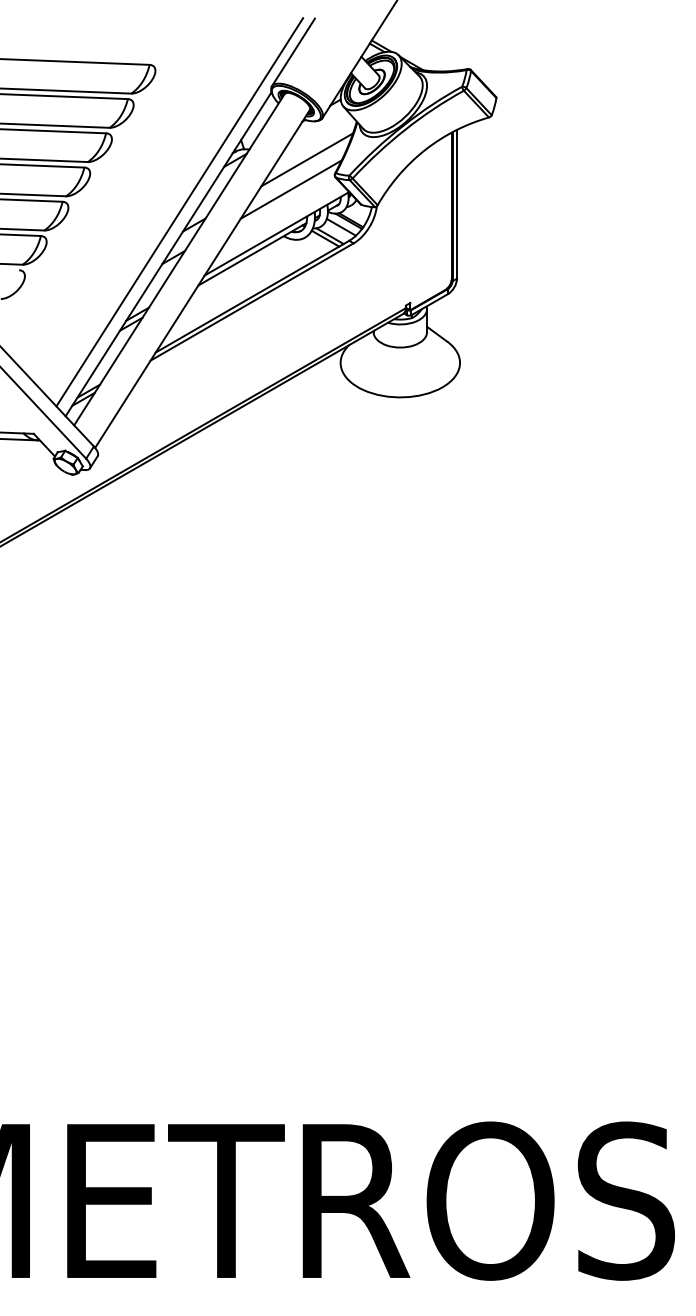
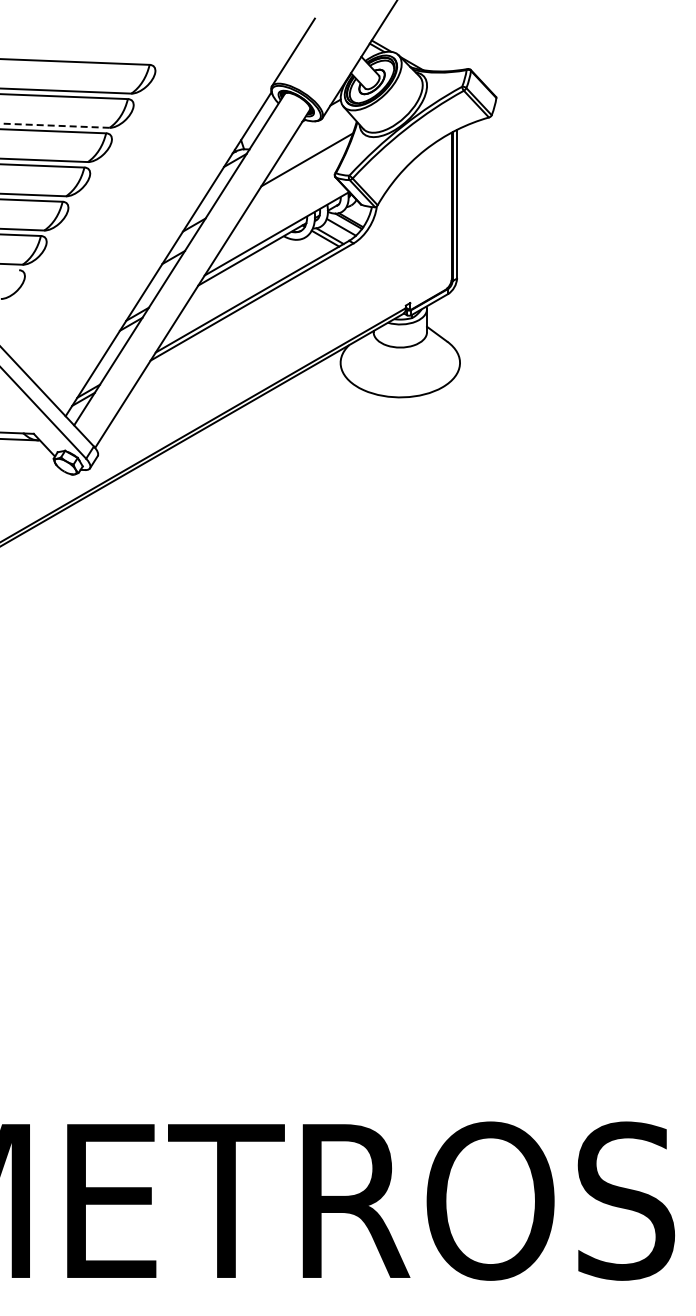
line: solid -> dashed (54, 125)
line: present -> none (290, 189)
line: present -> none (179, 212)
